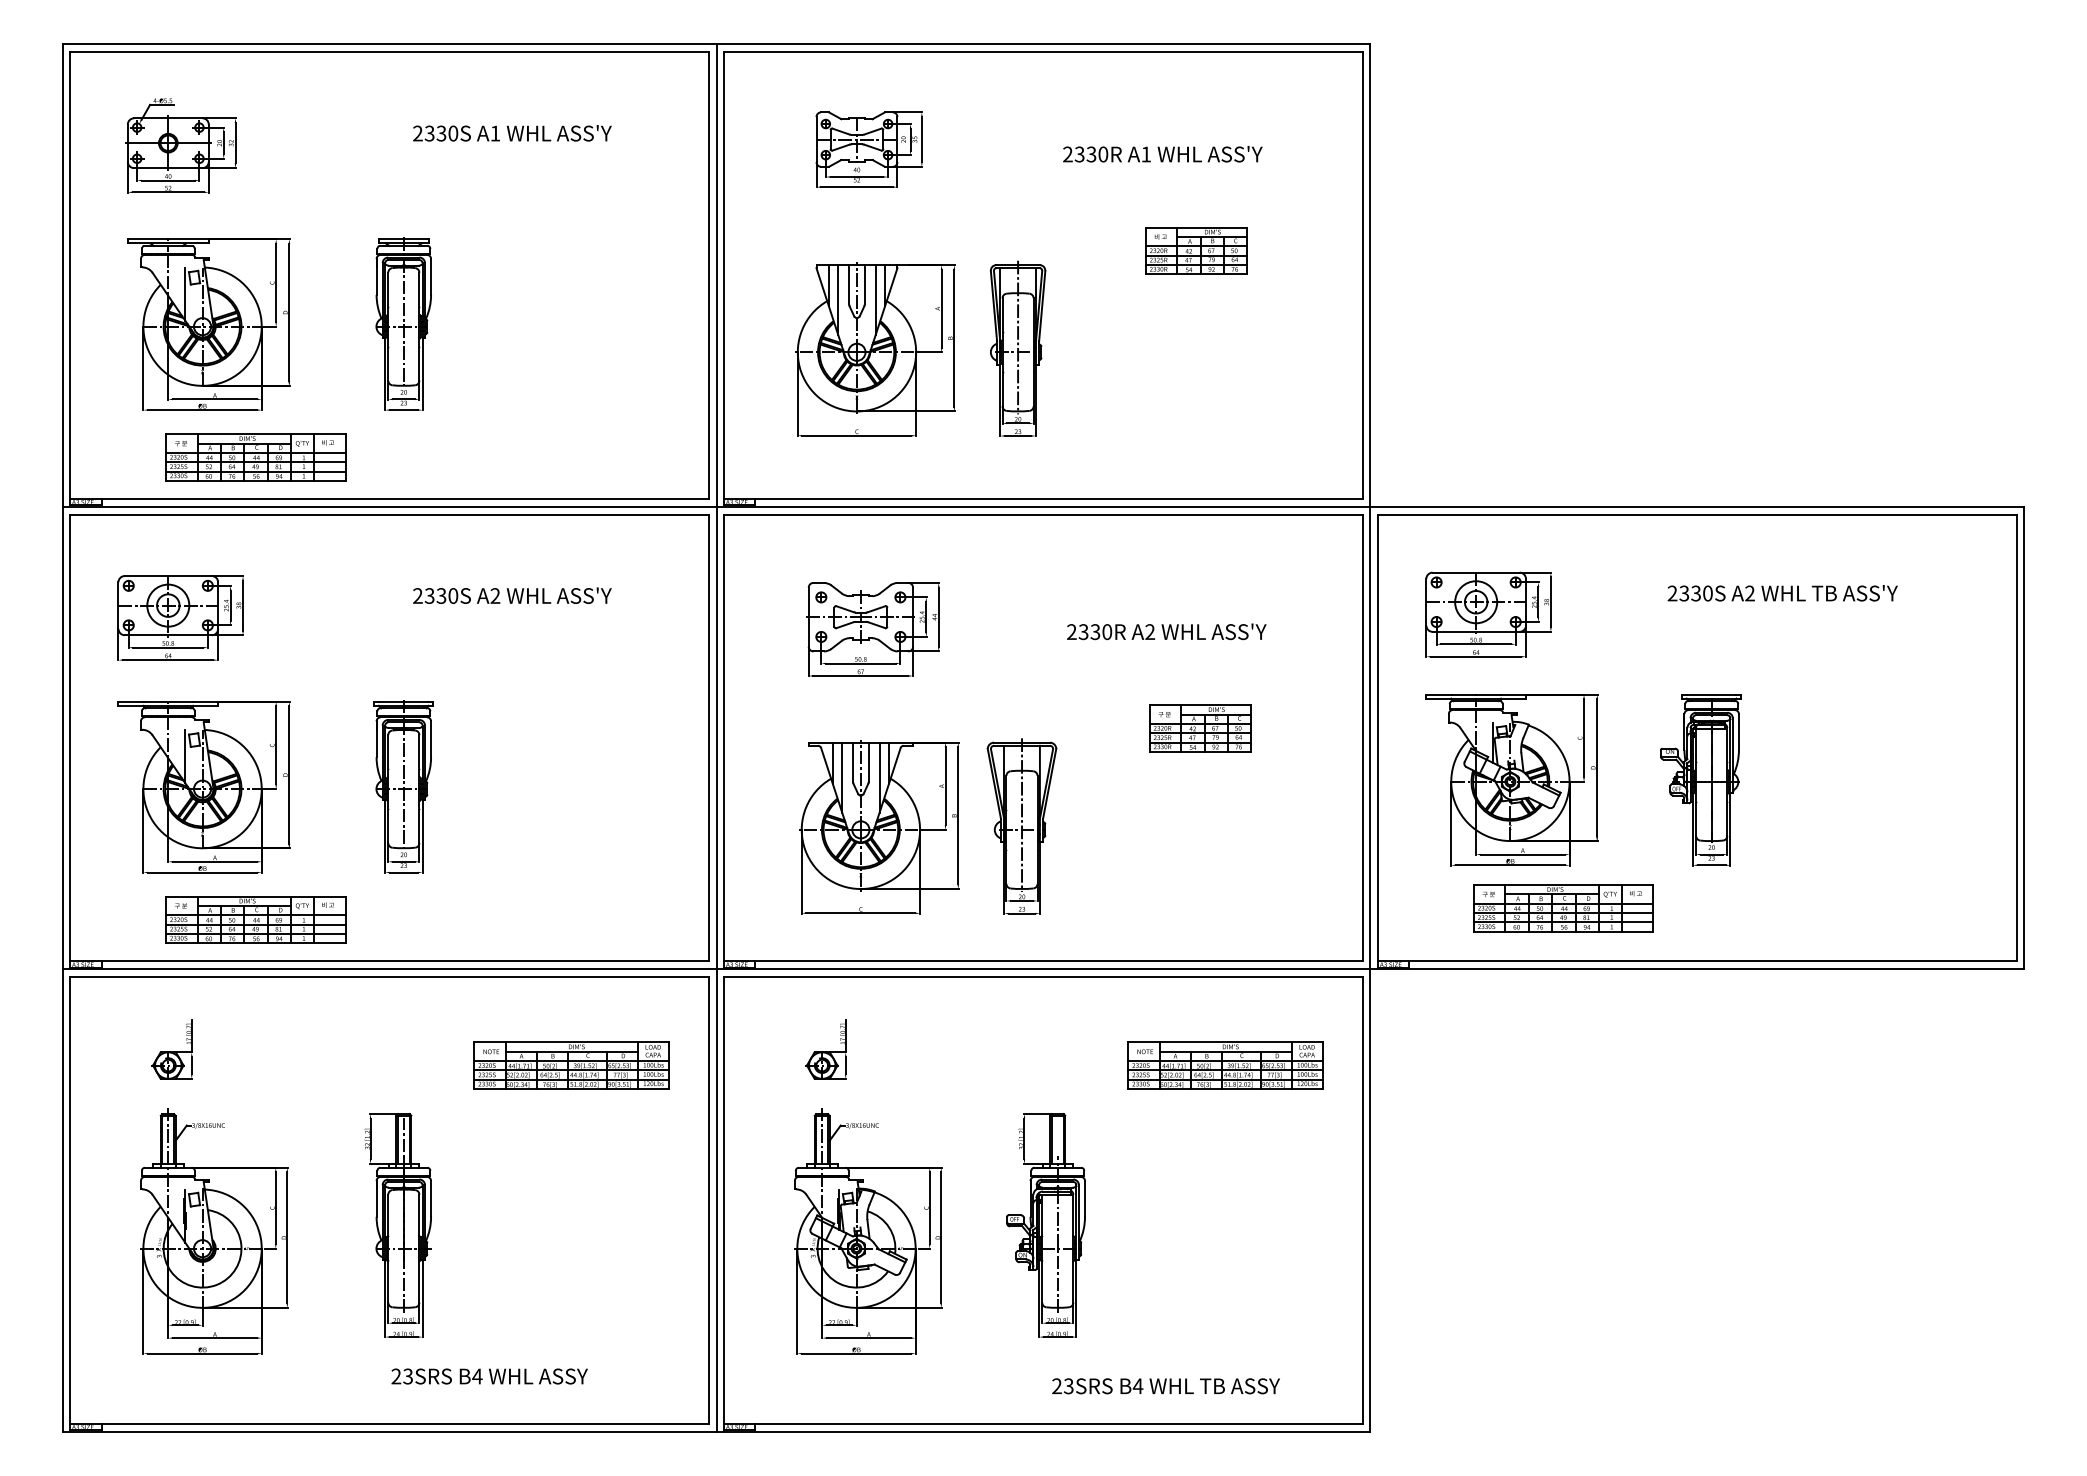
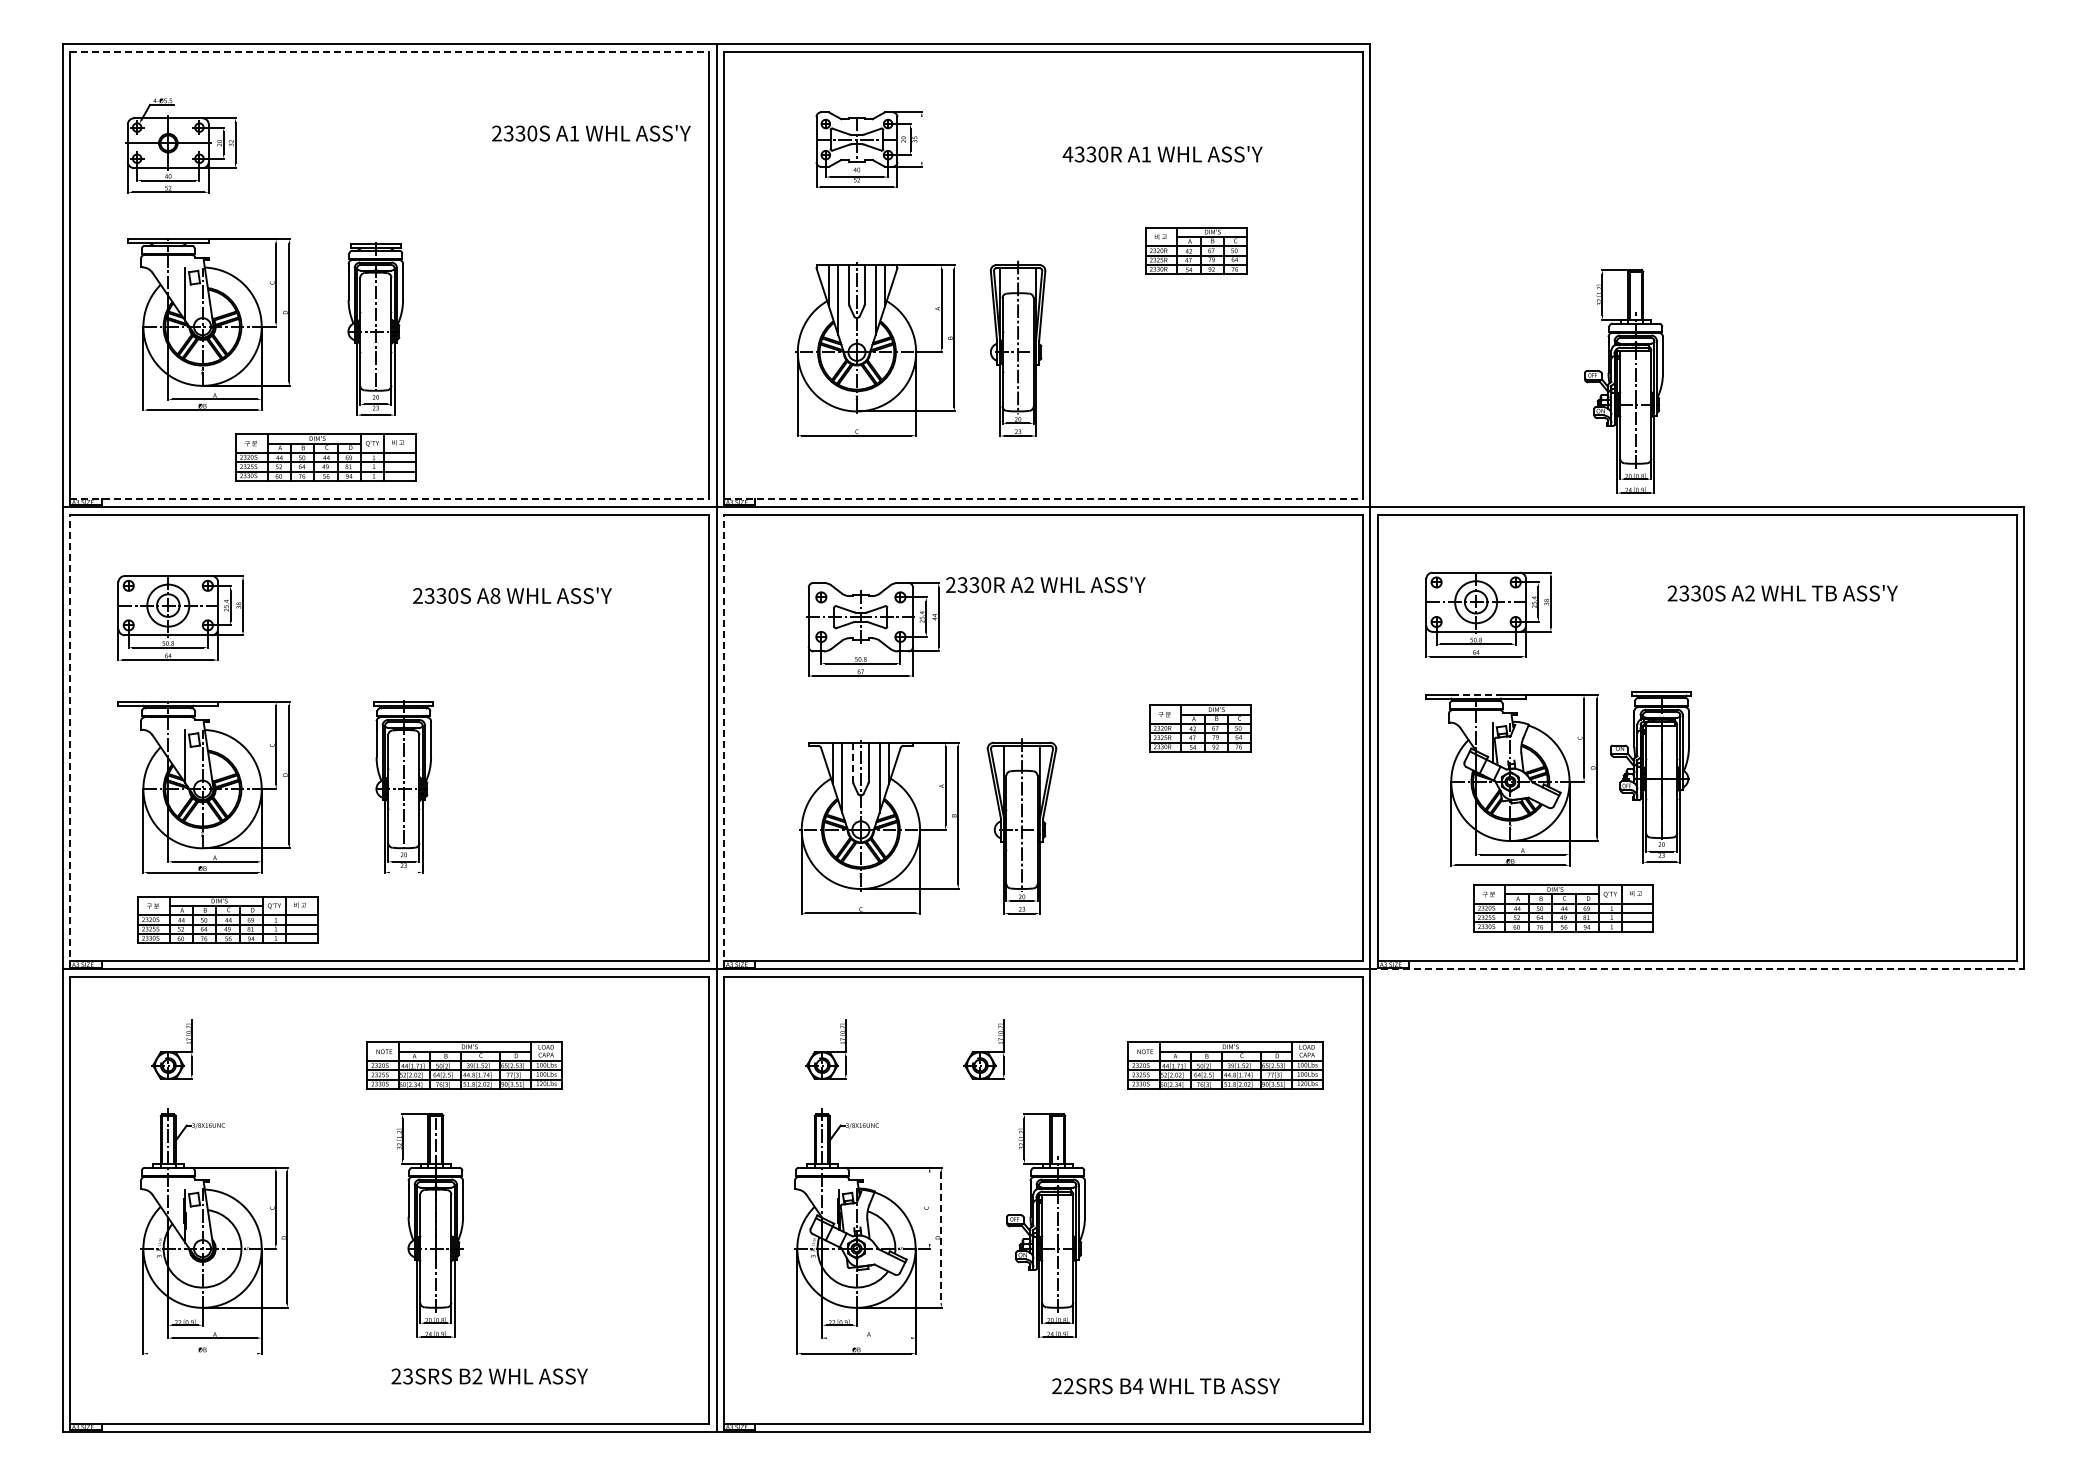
line: solid -> dashed (390, 52)
text position: (512, 133) -> (591, 133) (591, 133)
line: present -> none (921, 139)
text: 2330R -> 4330R (1067, 154)
part position: (403, 323) -> (375, 328) (375, 328)
part: none -> present (1623, 381)
part position: (255, 457) -> (325, 457) (325, 457)
line: solid -> dashed (390, 499)
line: solid -> dashed (1043, 499)
text: A2 -> A8 (495, 595)
text position: (1166, 631) -> (1045, 584) (1045, 584)
line: solid -> dashed (1476, 694)
line: solid -> dashed (70, 741)
line: solid -> dashed (724, 741)
line: solid -> dashed (853, 762)
part position: (1700, 780) -> (1650, 777) (1650, 777)
line: present -> none (403, 872)
part position: (255, 919) -> (227, 919) (227, 919)
line: solid -> dashed (1697, 969)
part: none -> present (983, 1049)
part position: (571, 1065) -> (464, 1065) (464, 1065)
line: present -> none (929, 1208)
part position: (397, 1225) -> (429, 1225) (429, 1225)
line: solid -> dashed (941, 1238)
line: present -> none (868, 1338)
line: present -> none (202, 1353)
text: B4 -> B2 (477, 1376)
text: 23SRS -> 22SRS (1068, 1386)
